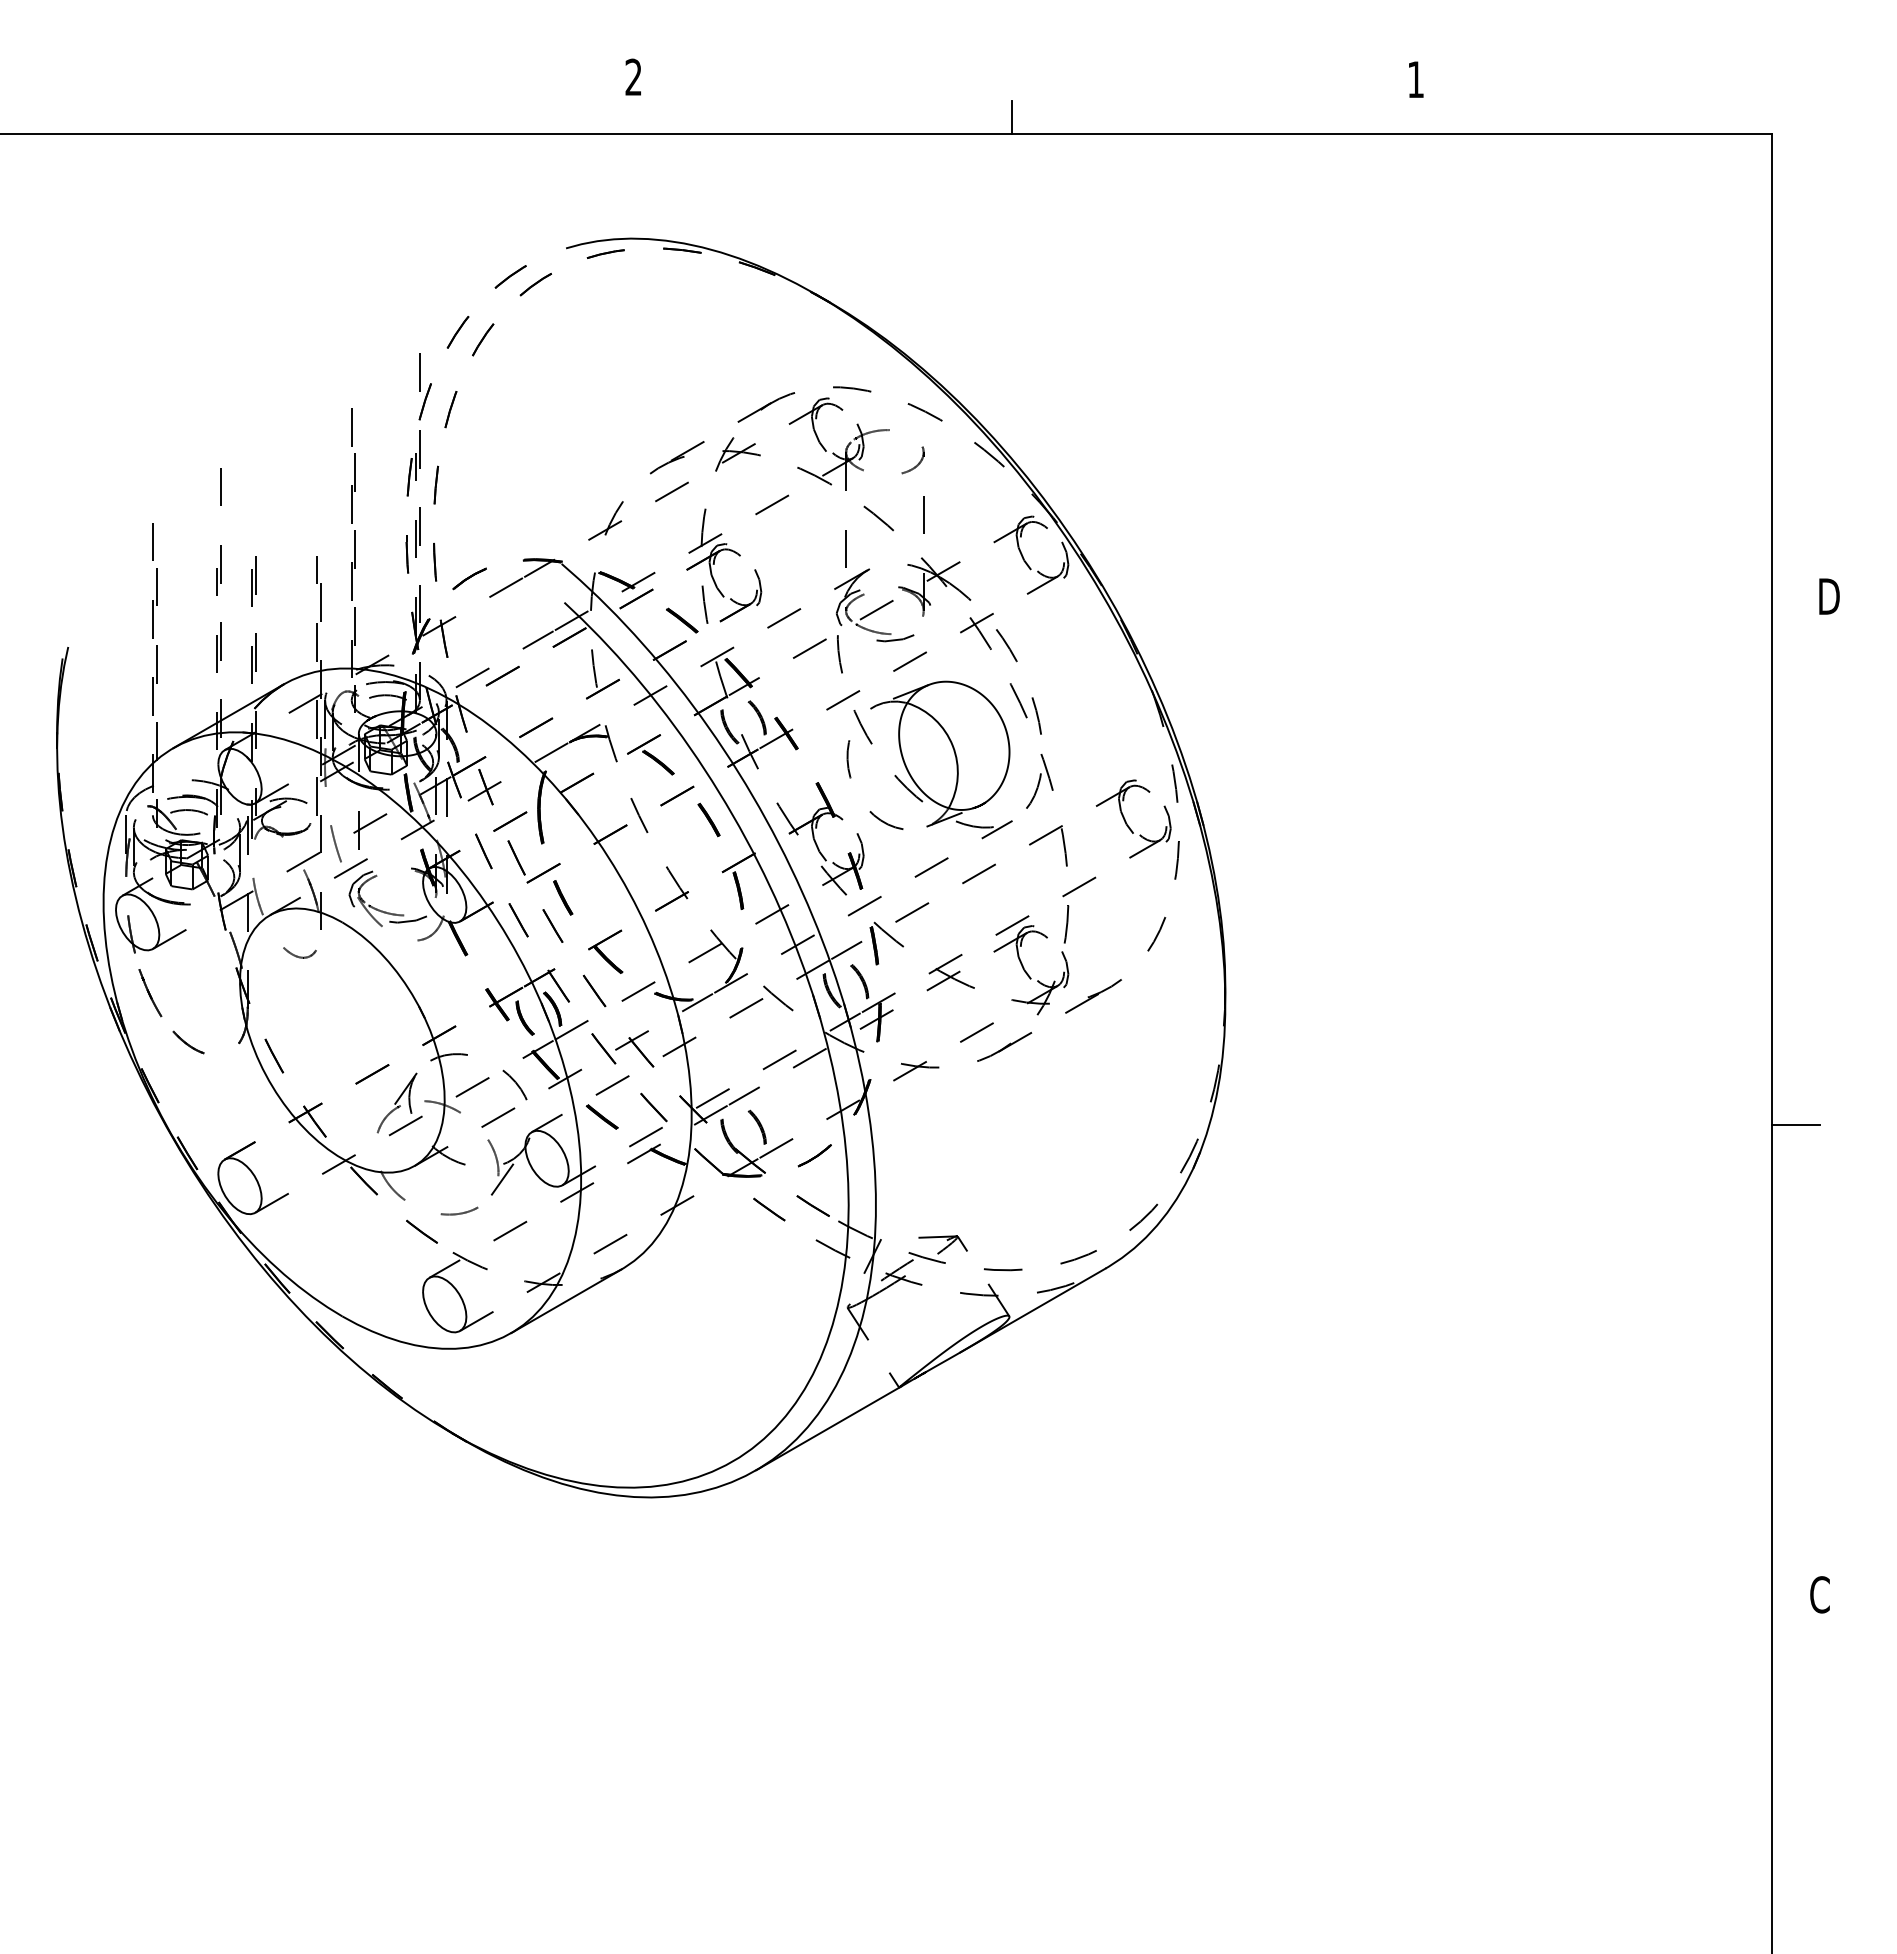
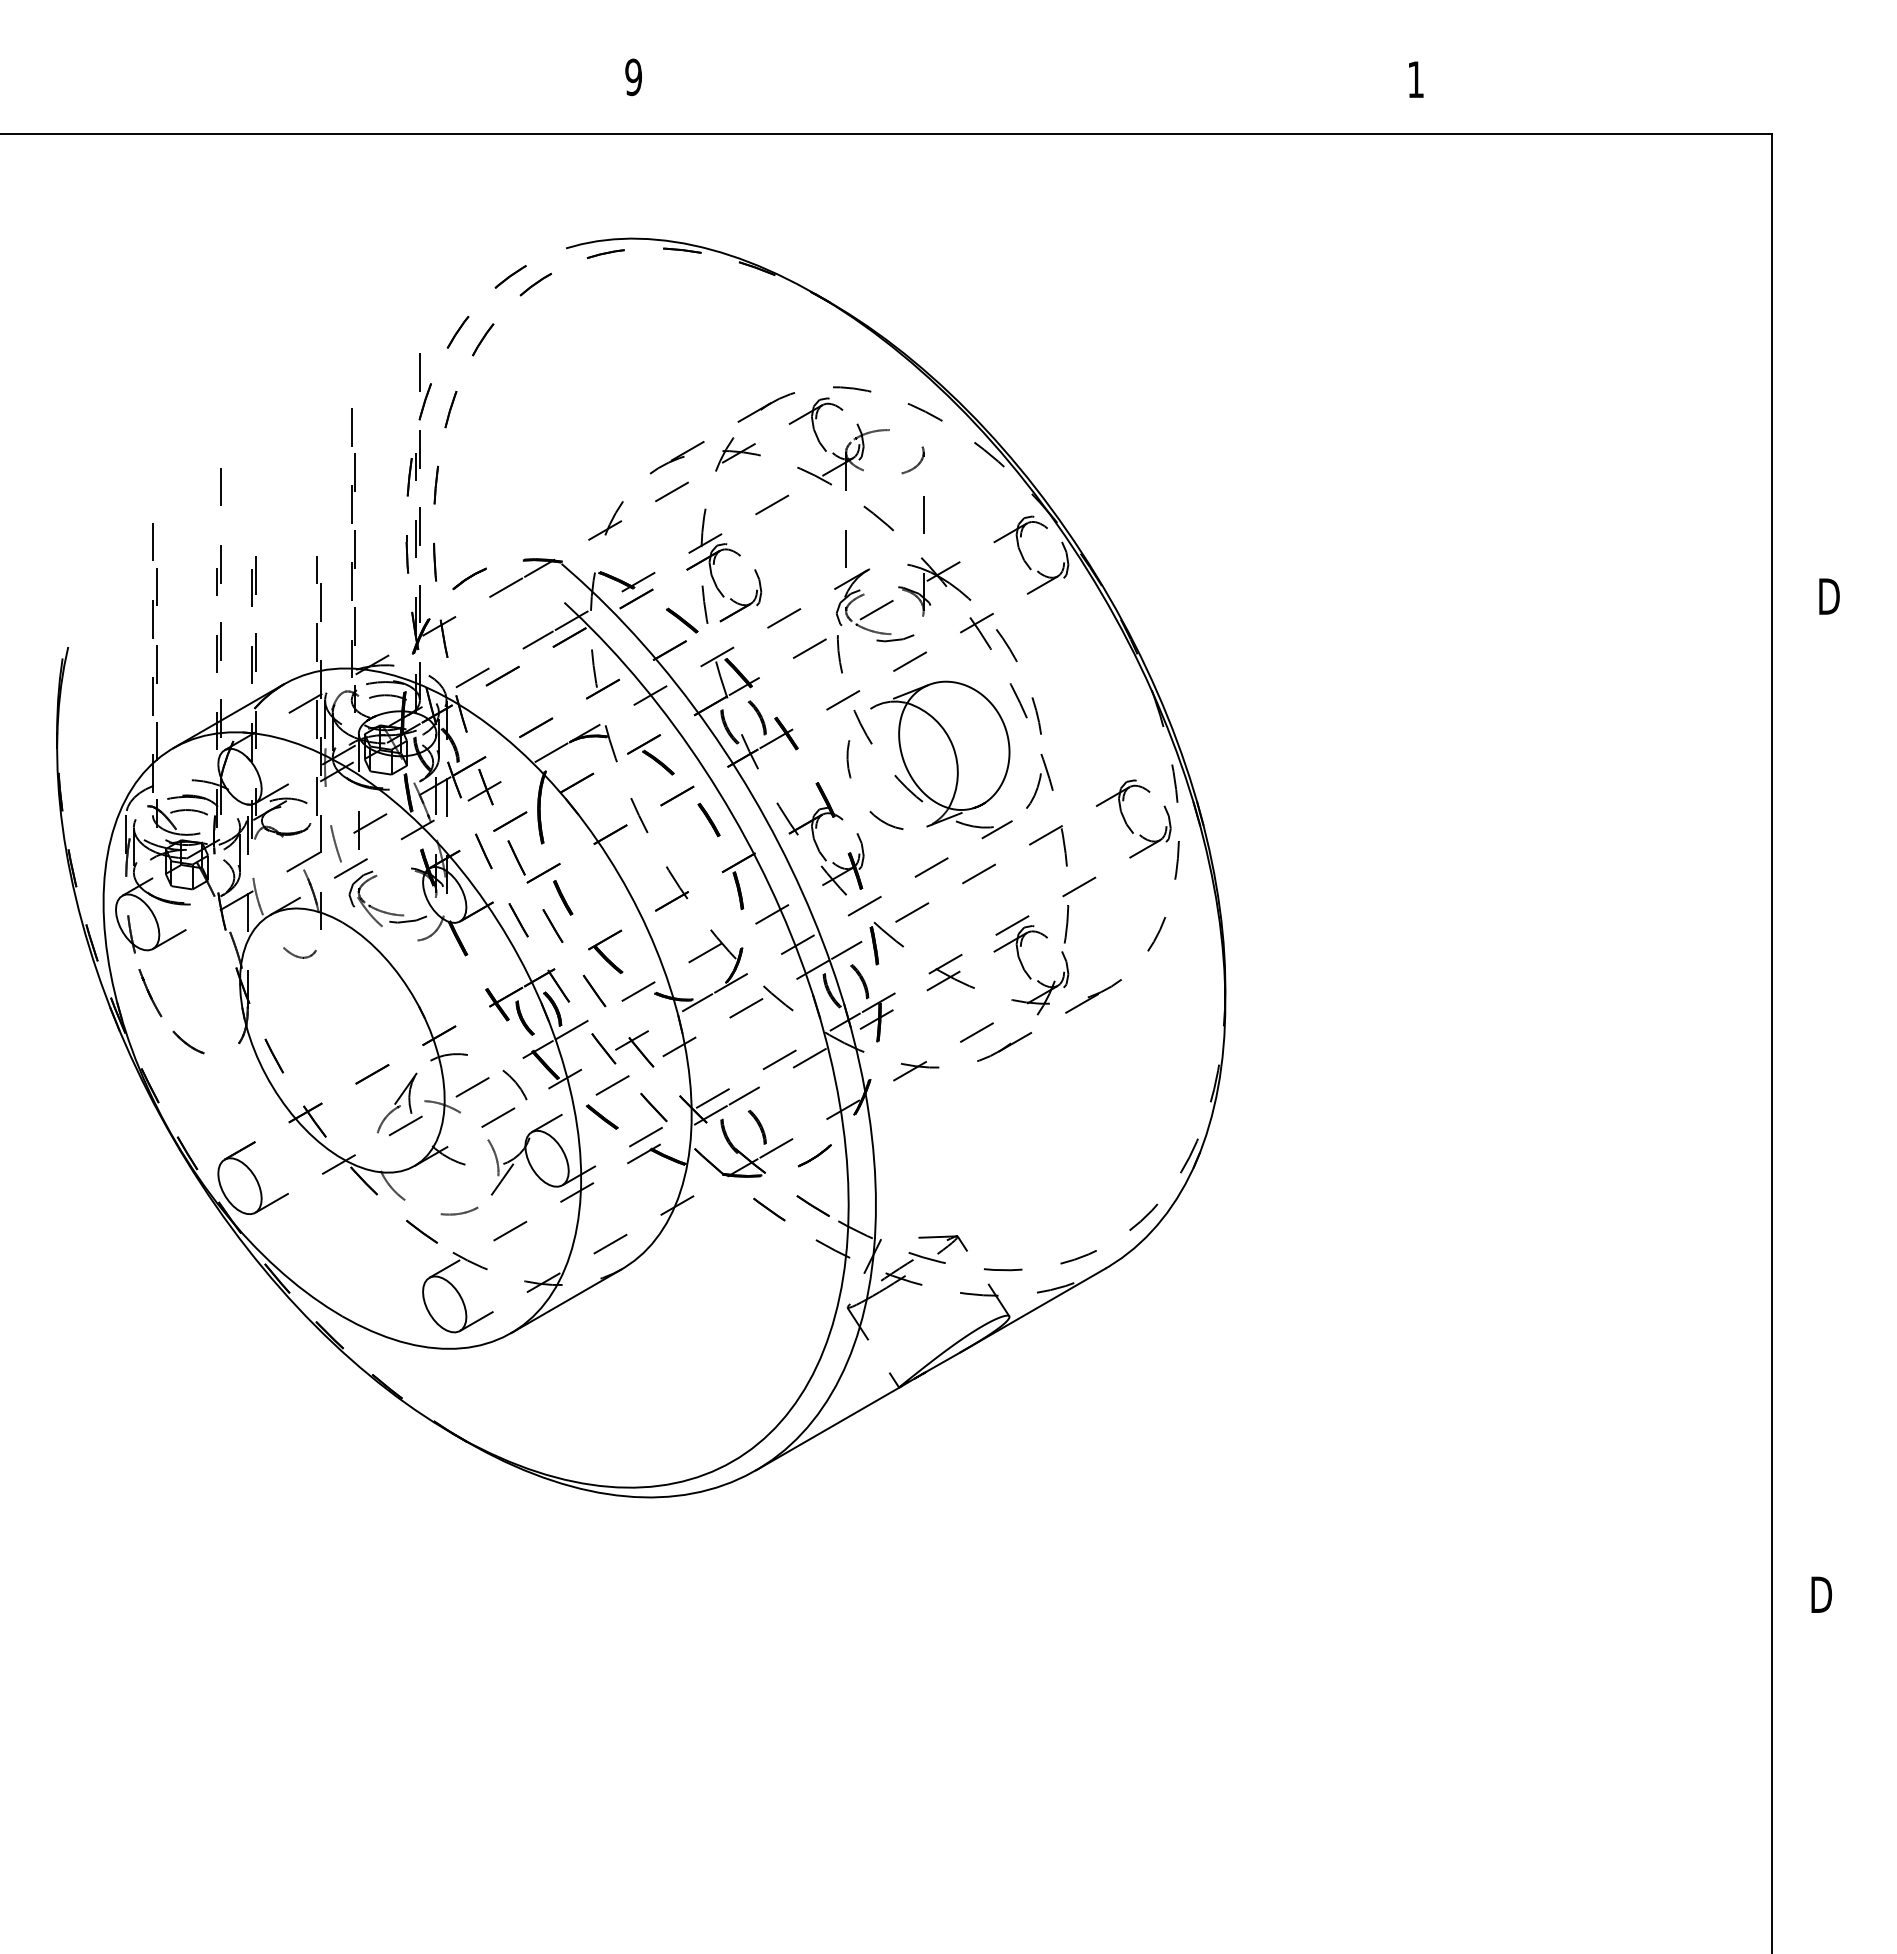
text: 2 -> 9 (633, 77)
line: present -> none (1011, 117)
line: present -> none (1795, 1125)
text: C -> D (1821, 1594)
